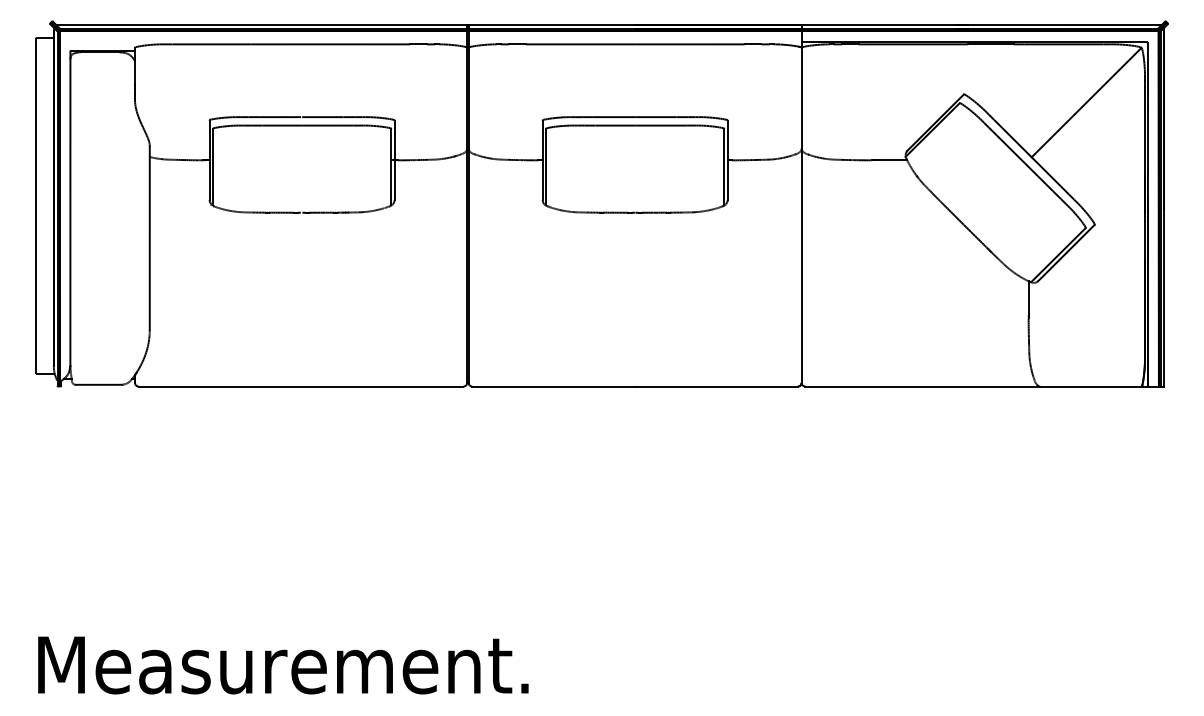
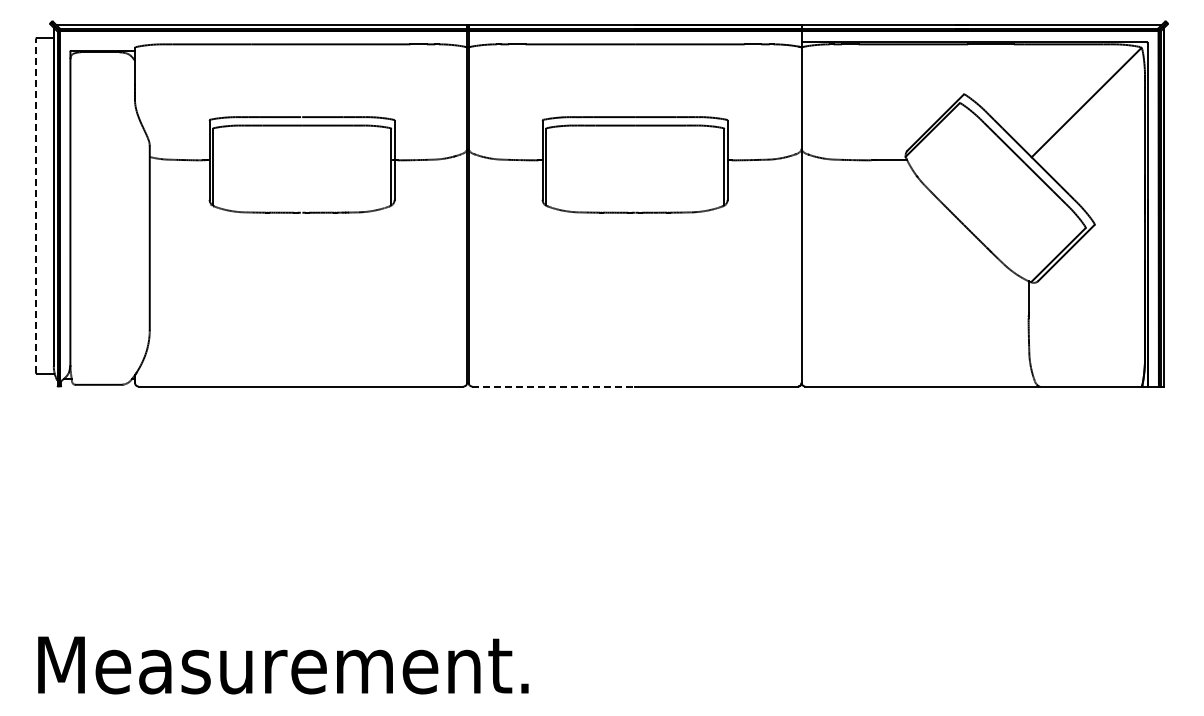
line: solid -> dashed (36, 205)
line: solid -> dashed (554, 386)
